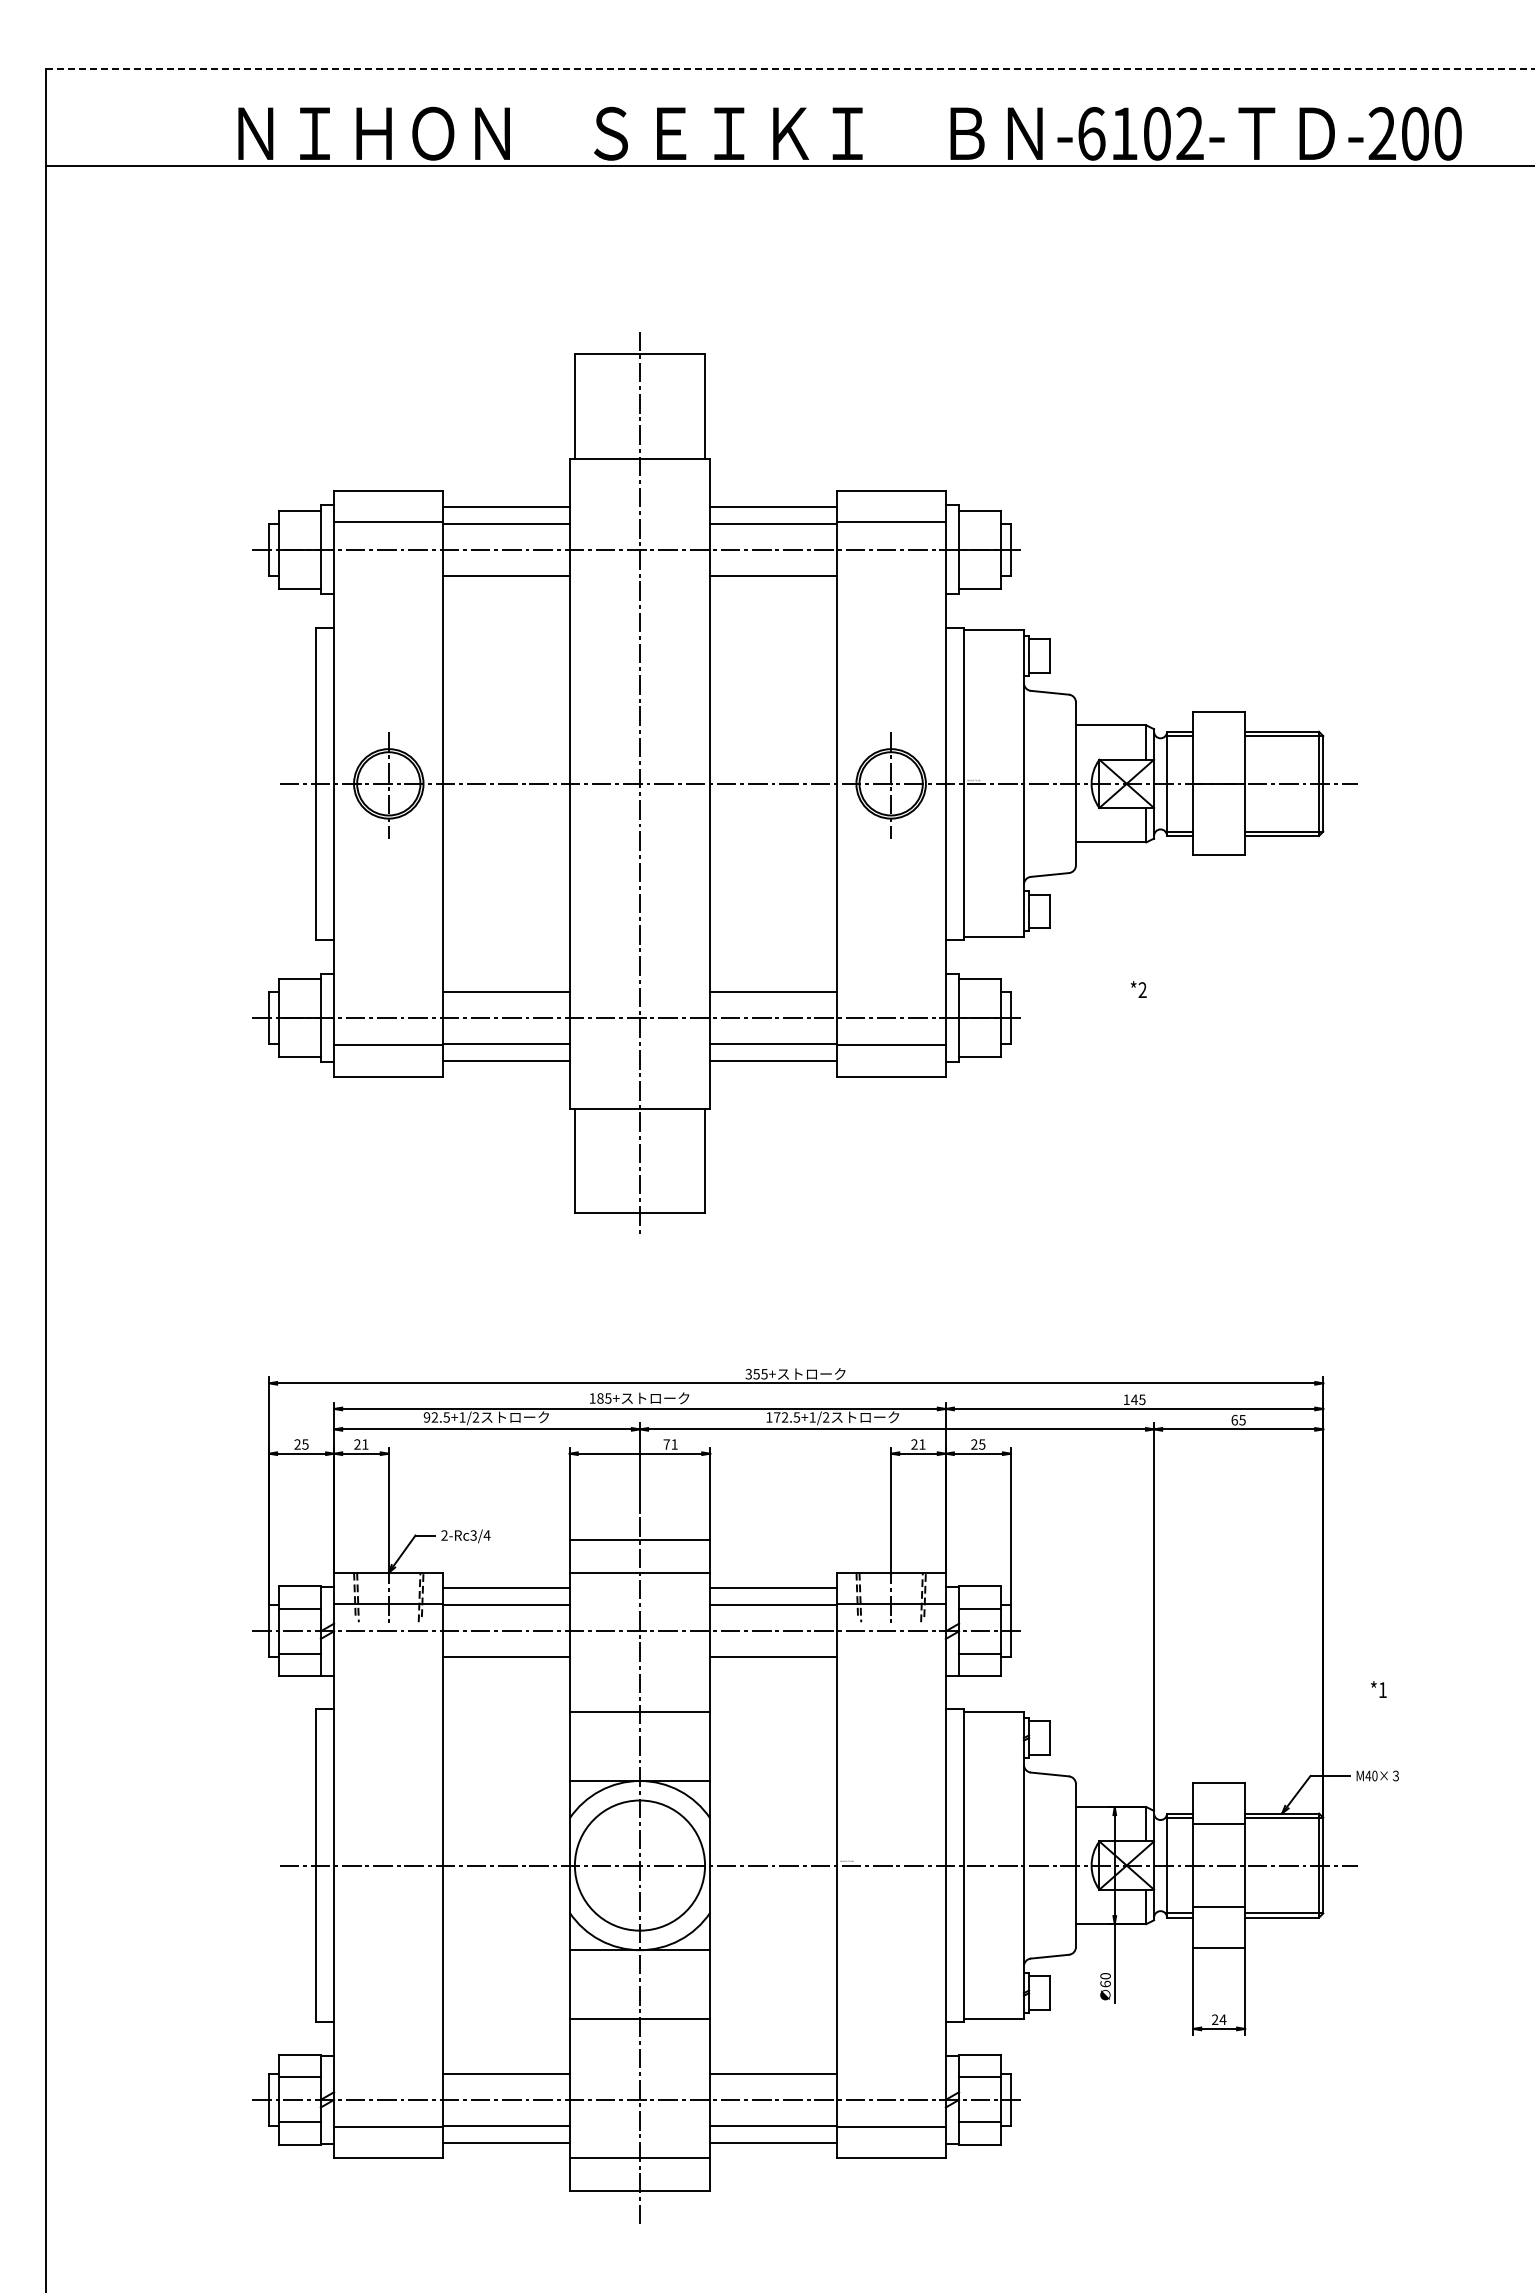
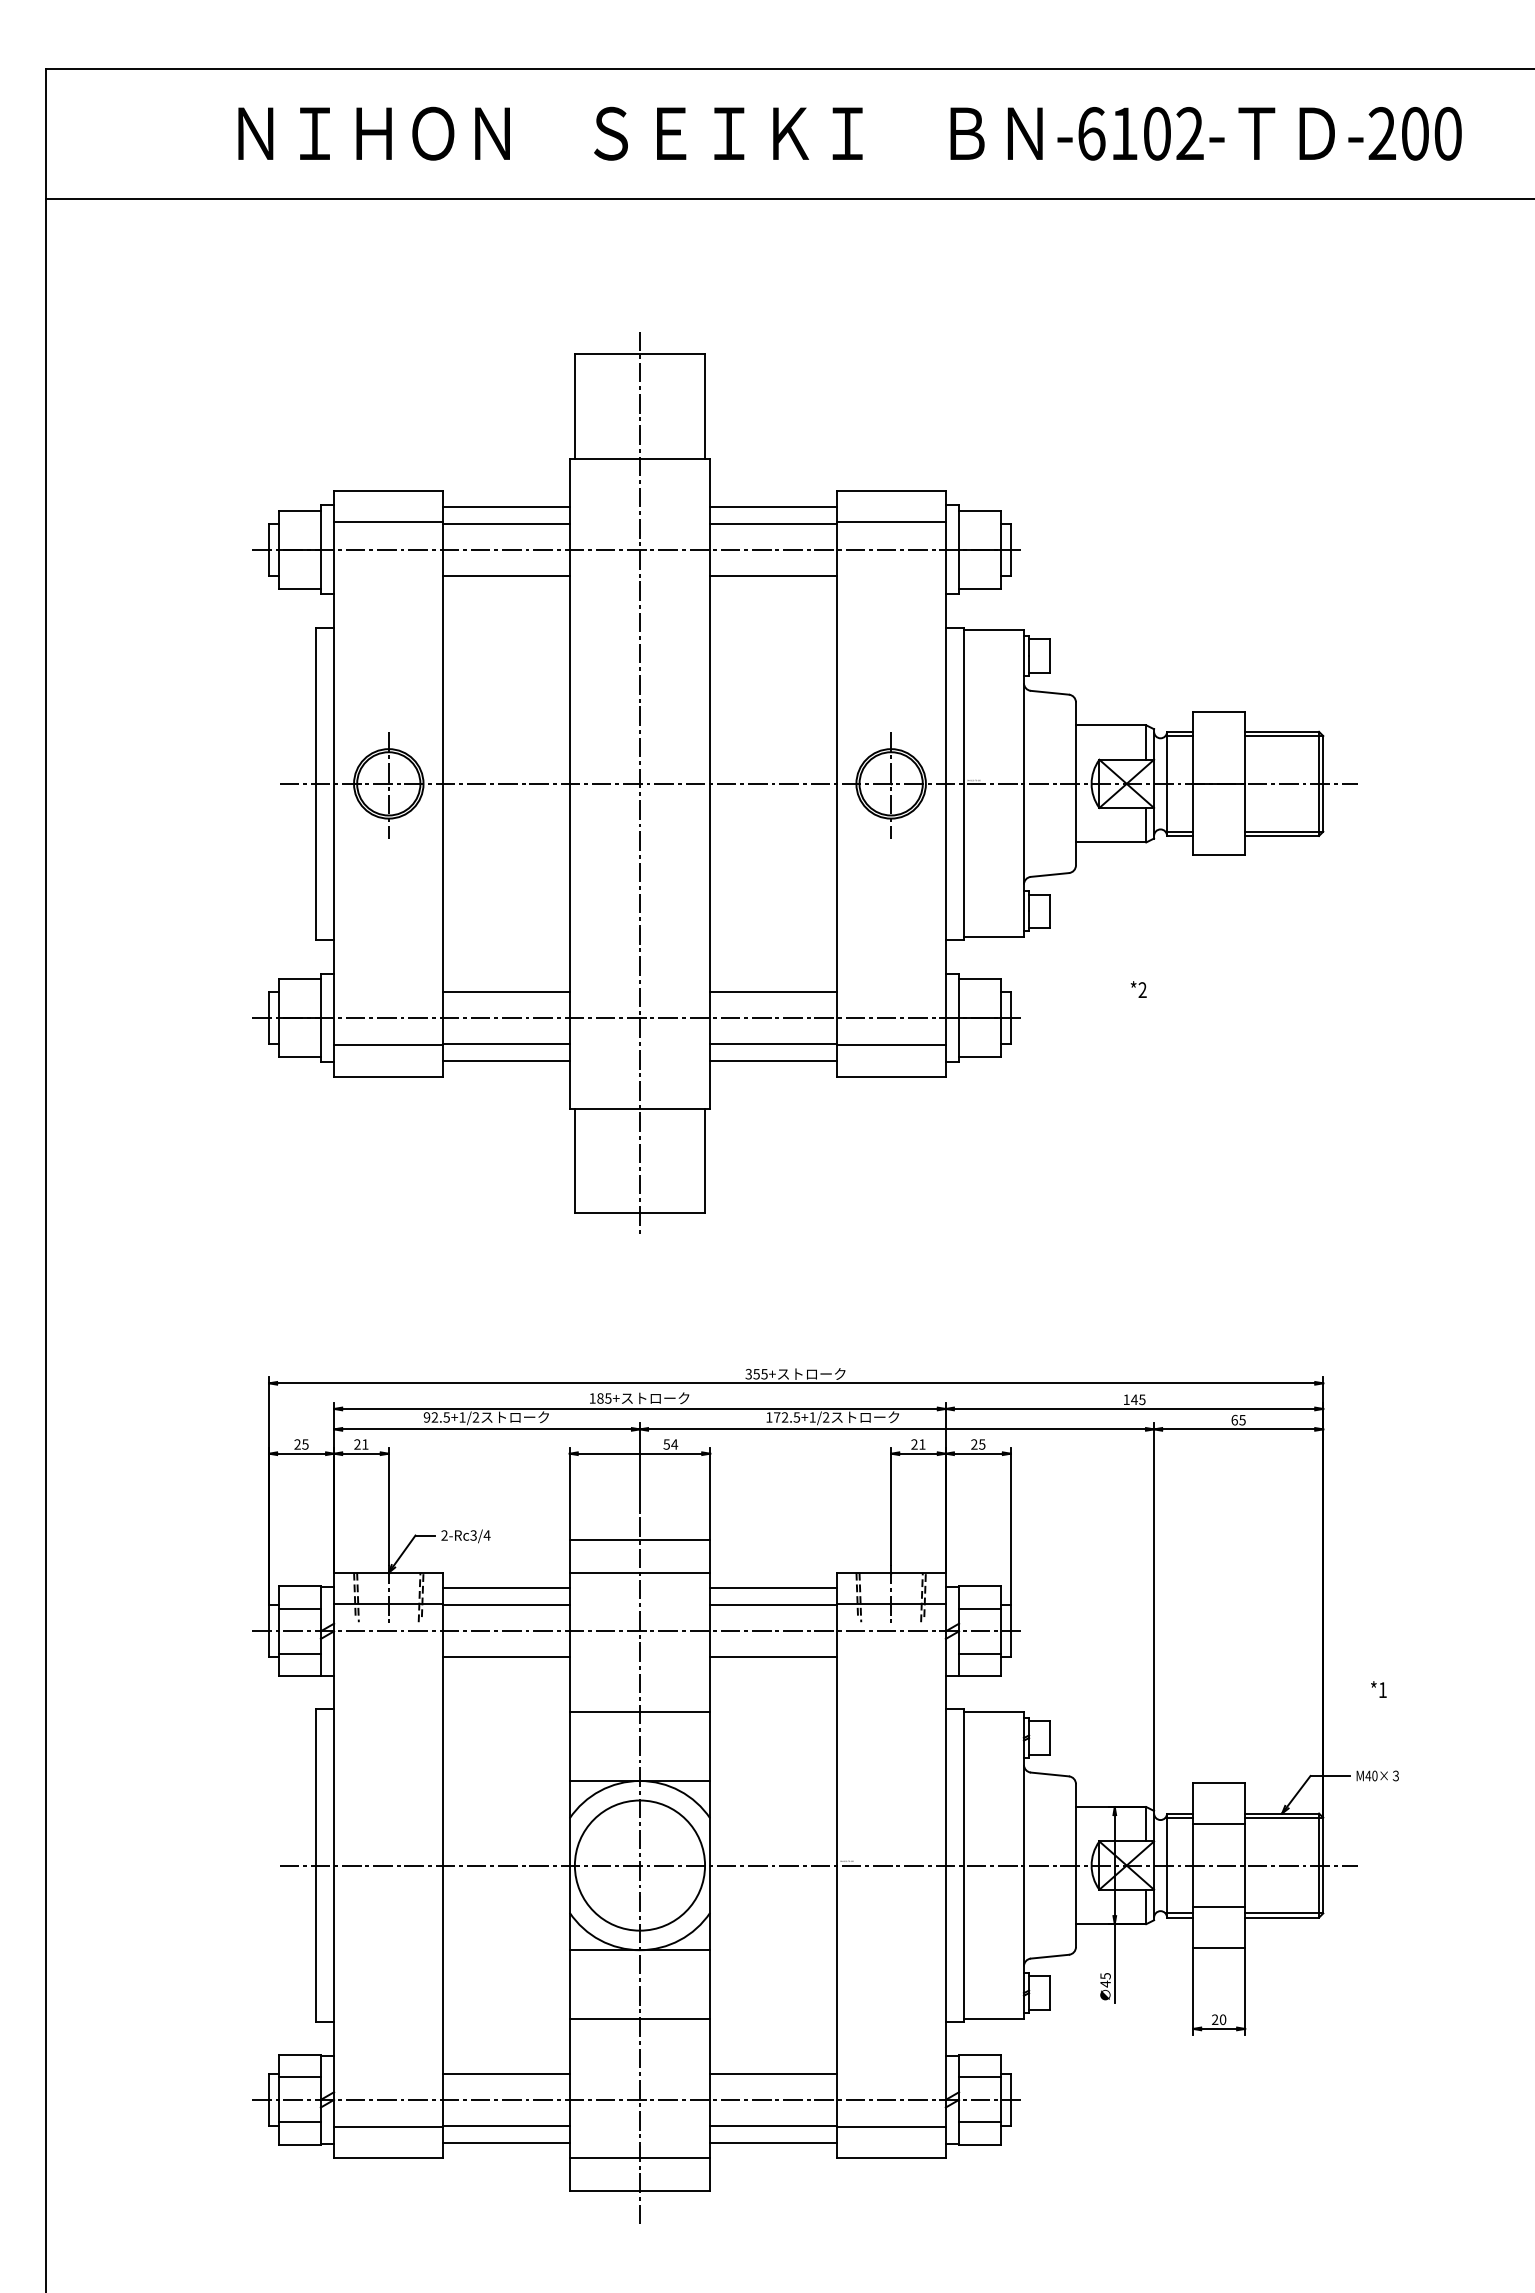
line: dashed -> solid (790, 68)
line position: (788, 165) -> (788, 198) (788, 198)
text: 71 -> 54 (670, 1444)
text: 60 -> 45 (1105, 1980)
text: 24 -> 20 (1222, 2019)
